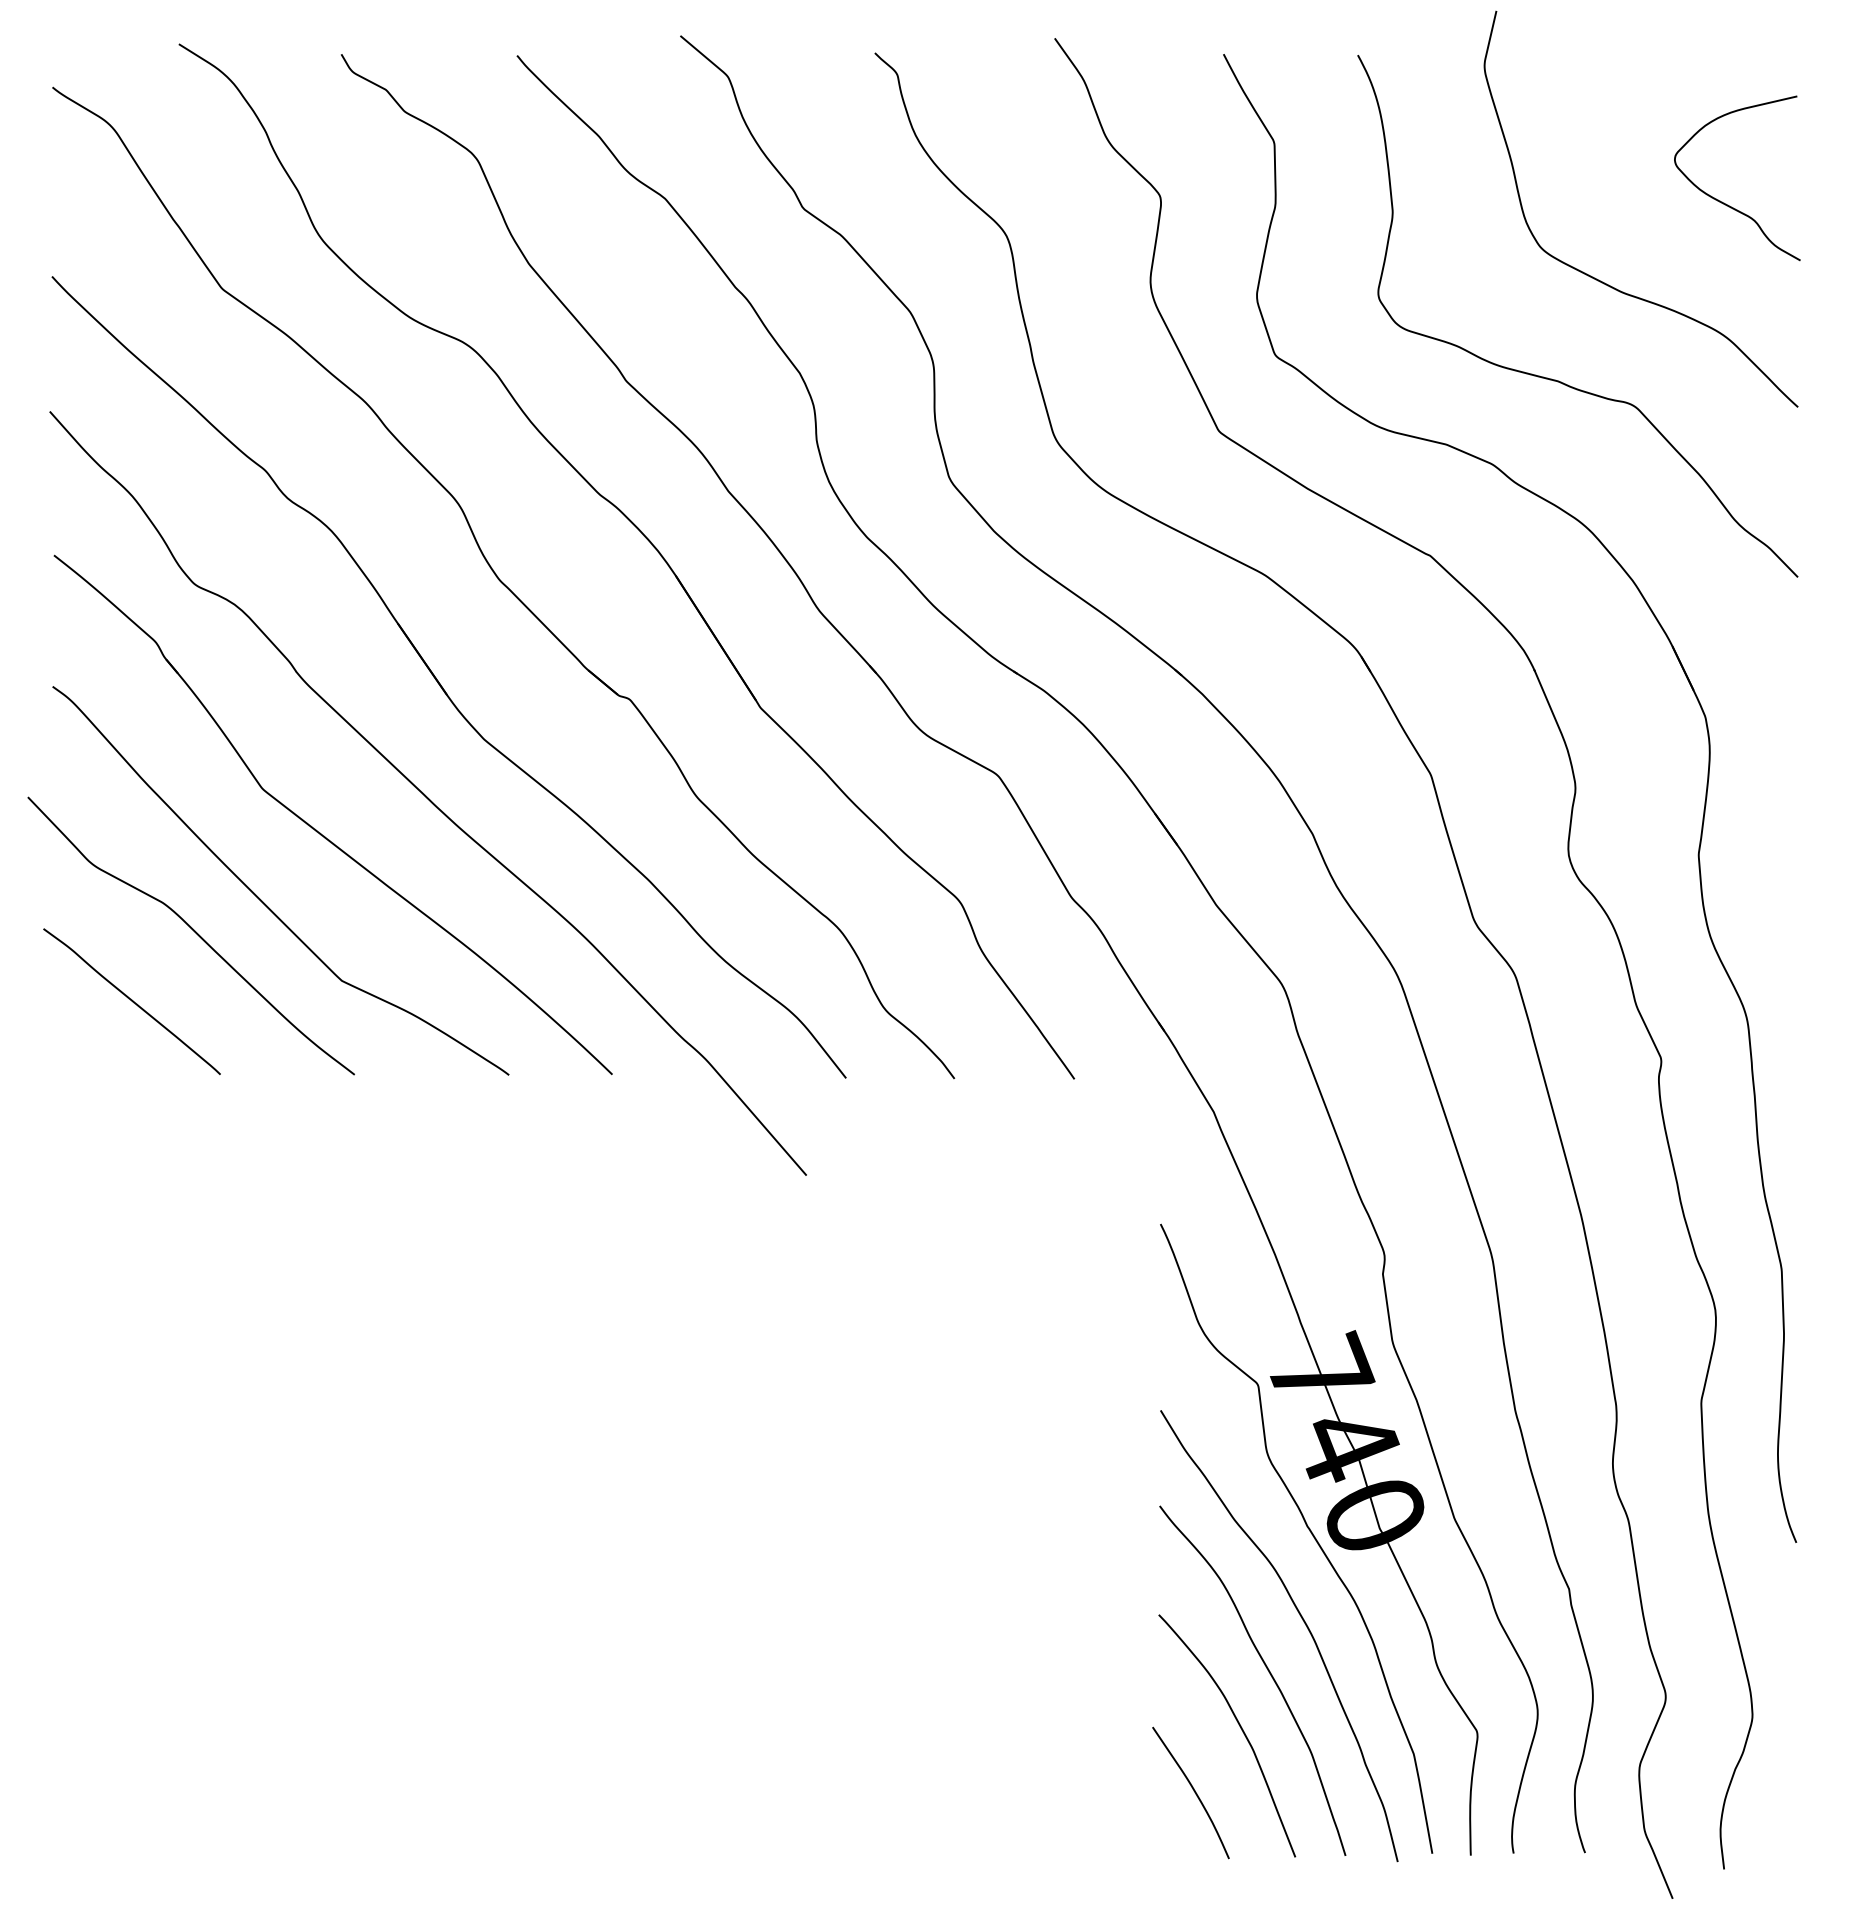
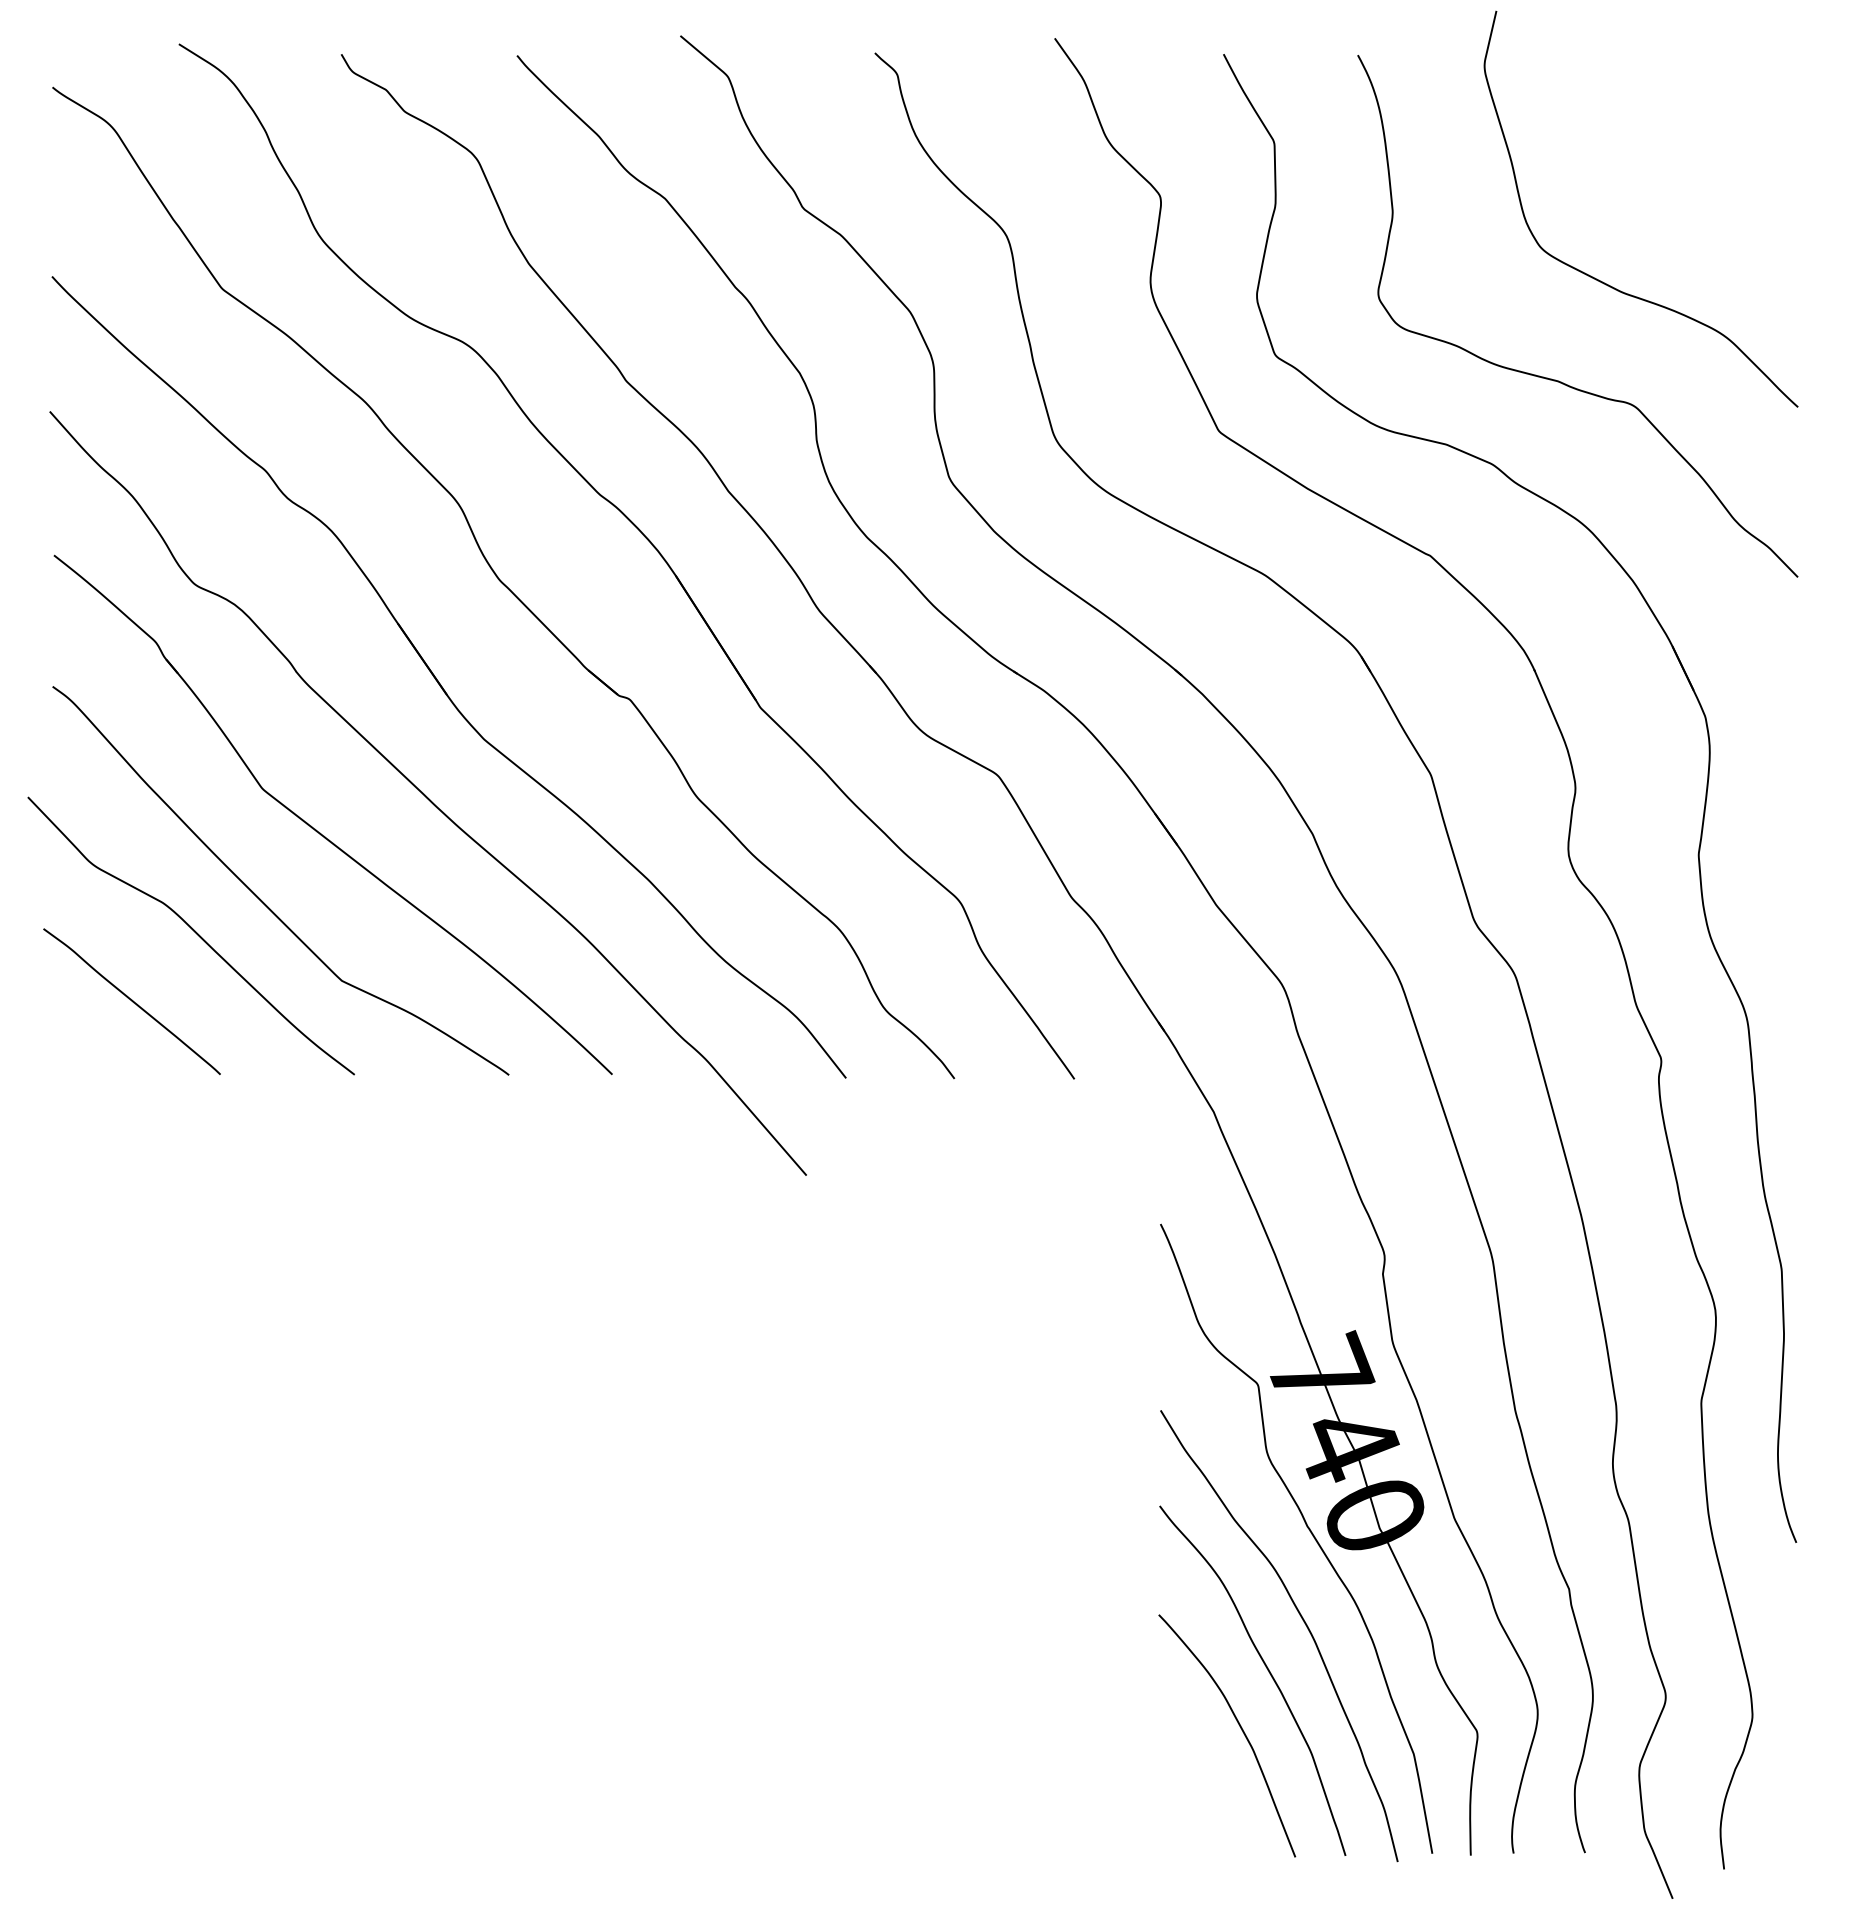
curve: present -> none (1724, 202)
curve: present -> none (1193, 1791)
